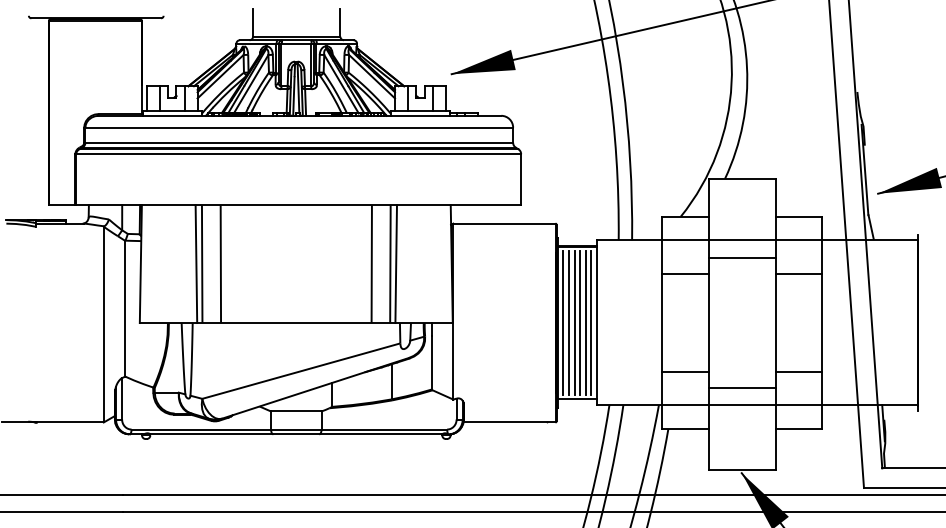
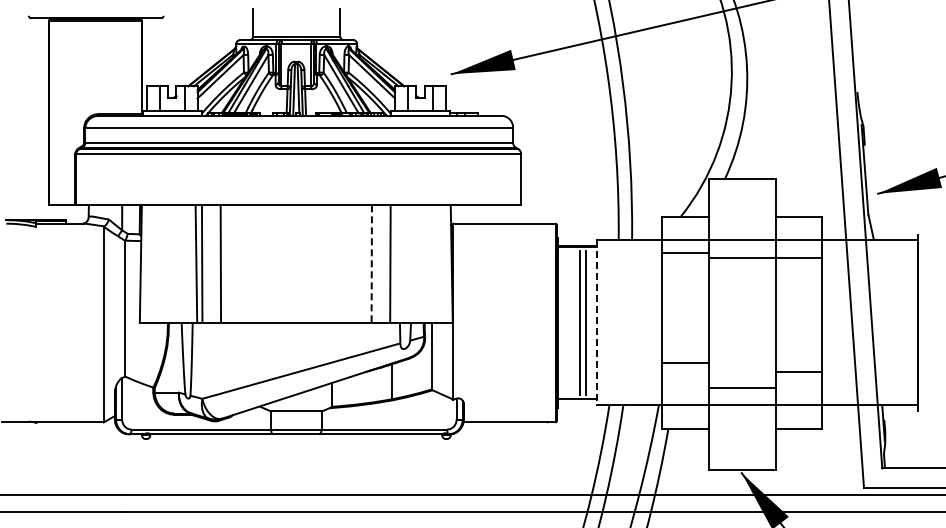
line: solid -> dashed (371, 264)
line: present -> none (396, 264)
line position: (685, 273) -> (685, 252) (685, 252)
line position: (798, 273) -> (798, 257) (798, 257)
line: present -> none (563, 322)
line: present -> none (568, 322)
line: present -> none (574, 322)
line: present -> none (591, 322)
line: solid -> dashed (597, 323)
line position: (685, 372) -> (685, 363) (685, 363)
